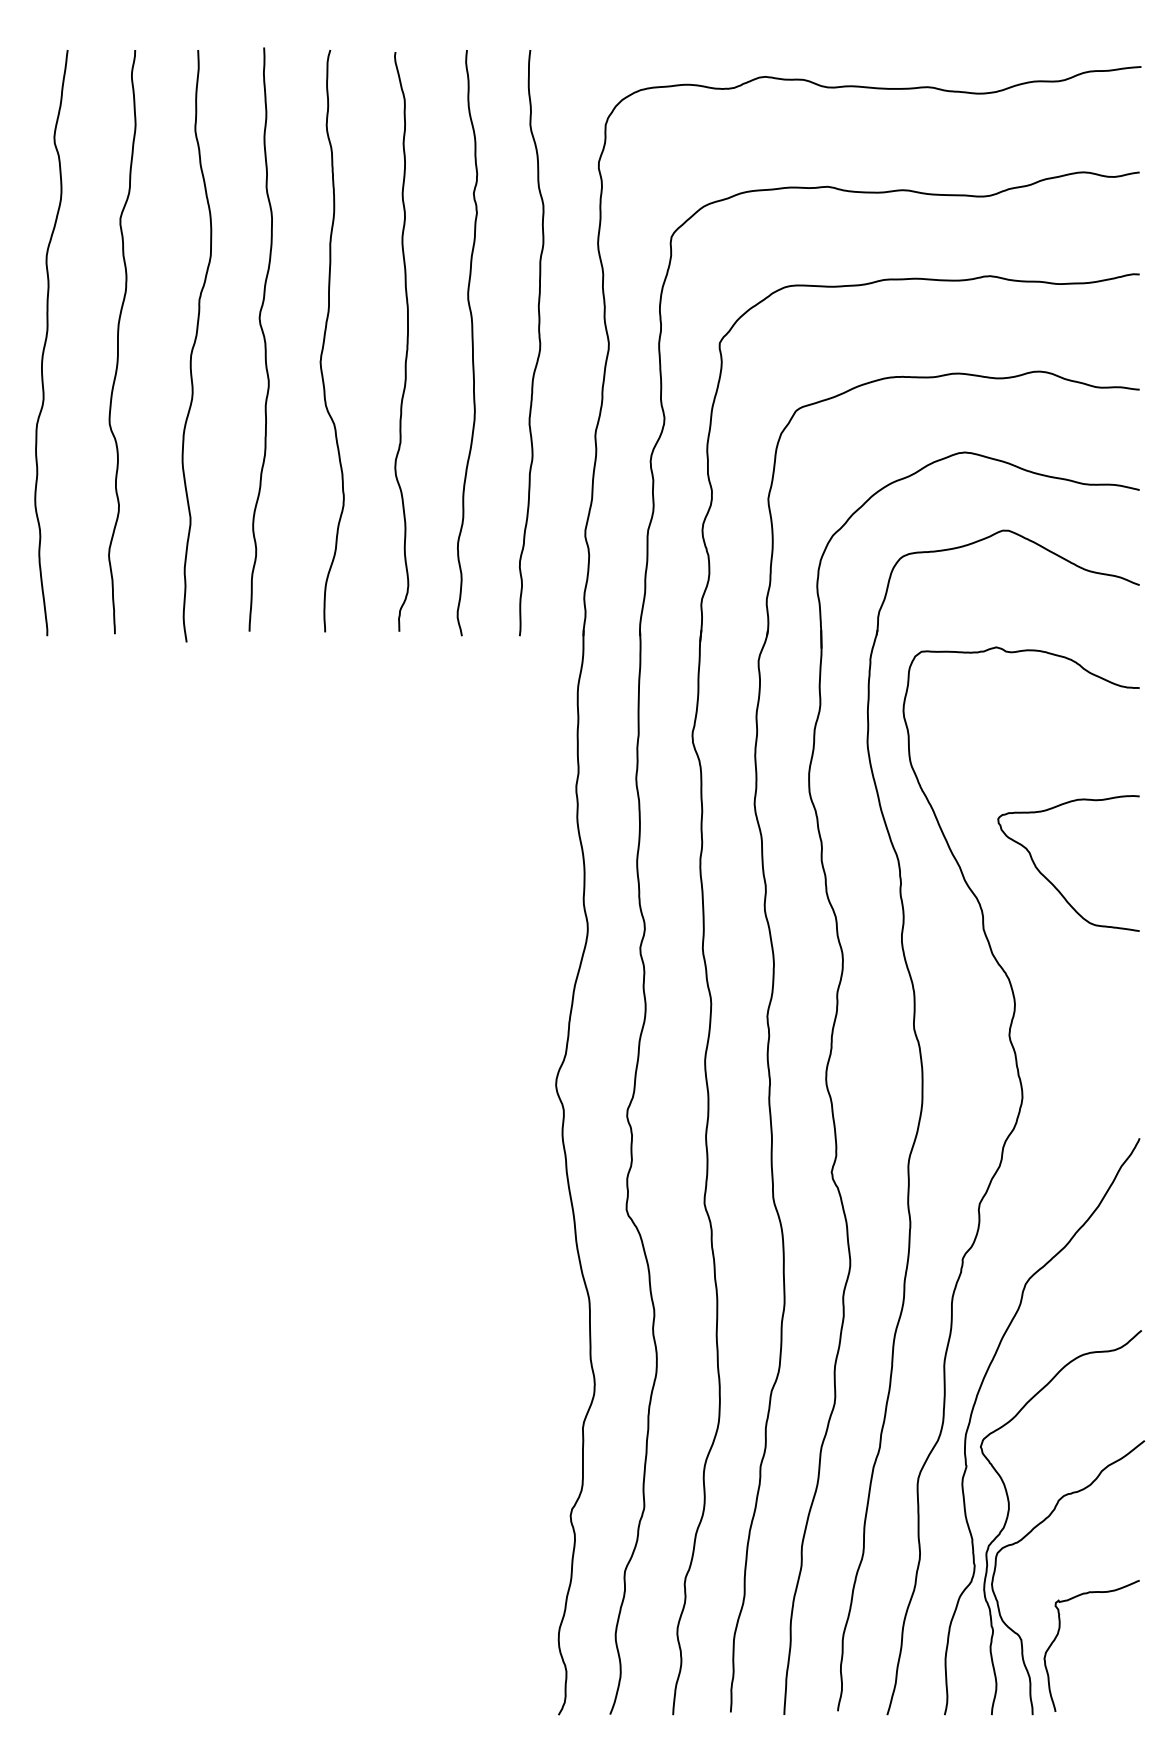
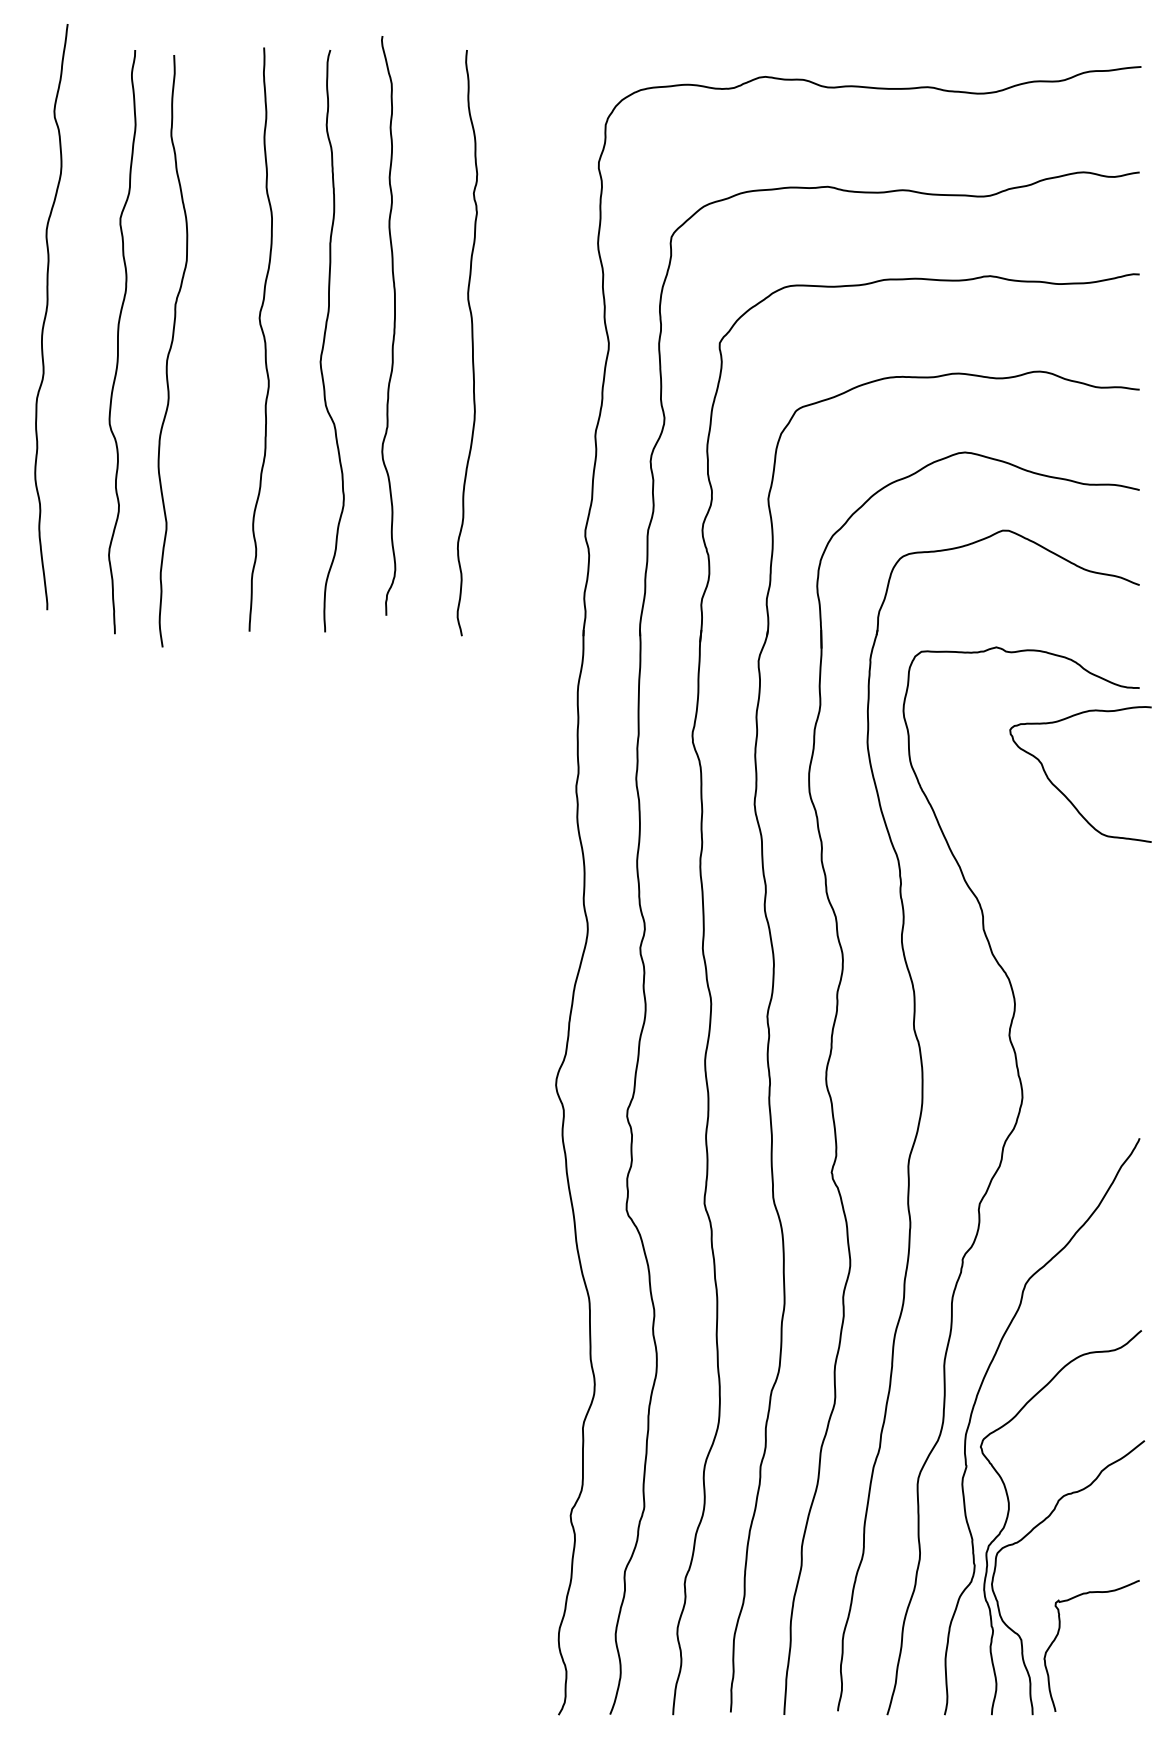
curve position: (406, 341) -> (393, 325) (393, 325)
curve position: (46, 343) -> (46, 317) (46, 317)
curve: present -> none (539, 343)
curve position: (194, 346) -> (170, 351) (170, 351)
curve position: (1050, 881) -> (1062, 792) (1062, 792)
